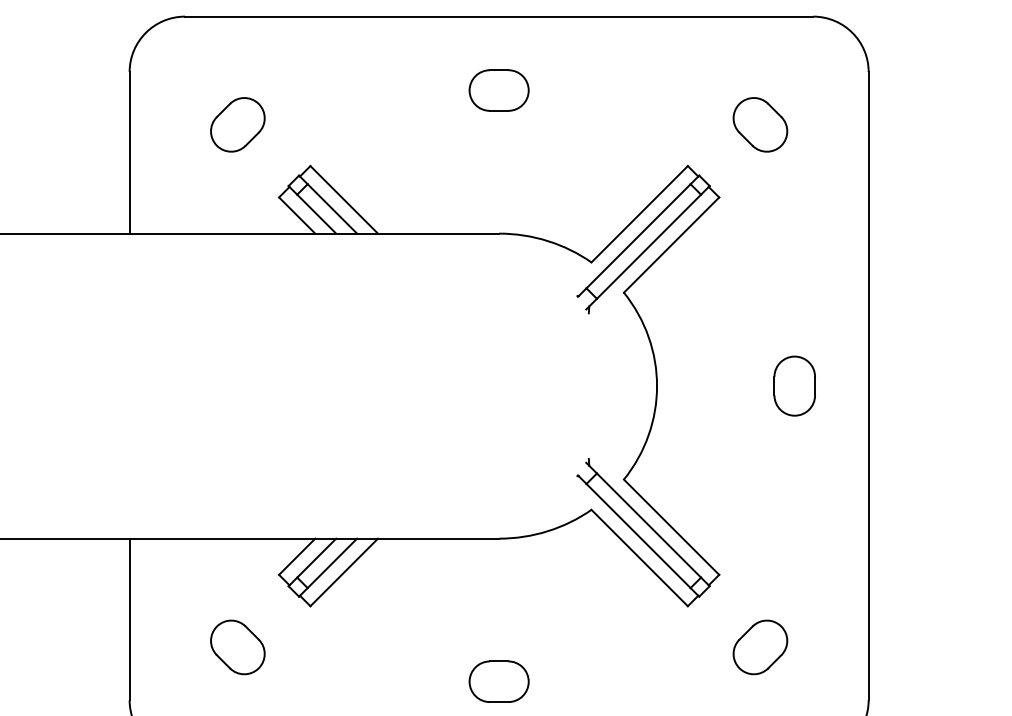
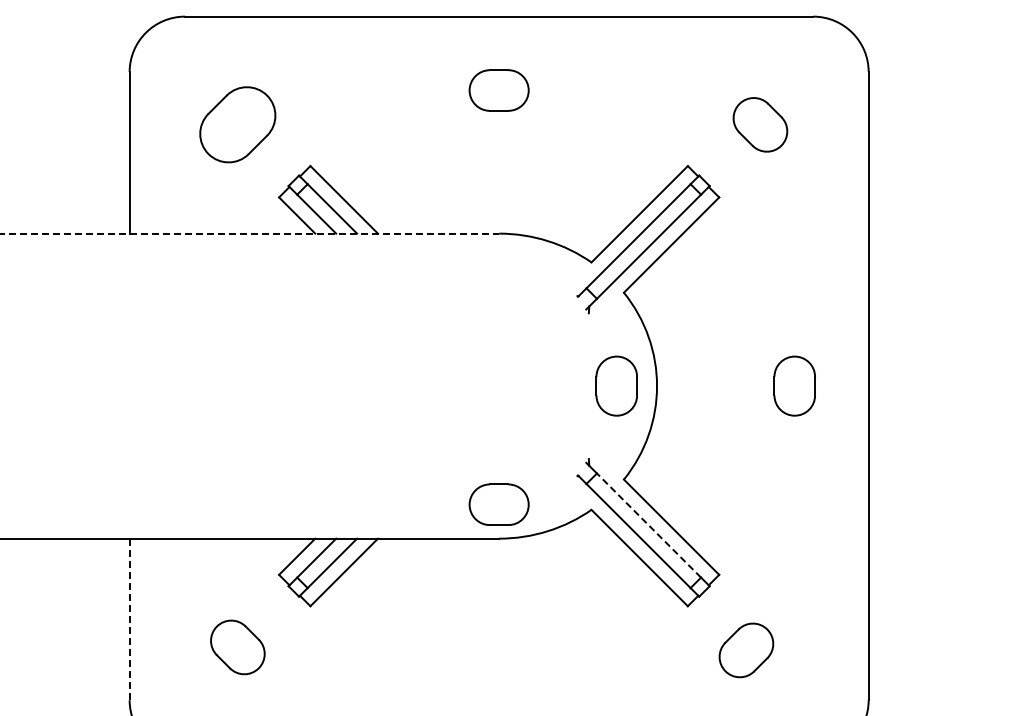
part size: 56x56 px -> 78x78 px (237, 124)
line: solid -> dashed (250, 233)
part: none -> present (616, 385)
line: solid -> dashed (649, 525)
line: solid -> dashed (129, 619)
part position: (760, 647) -> (746, 650) (746, 650)
part position: (498, 681) -> (498, 504) (498, 504)
